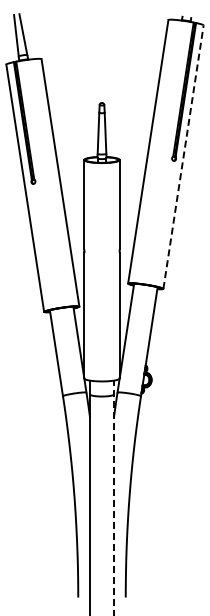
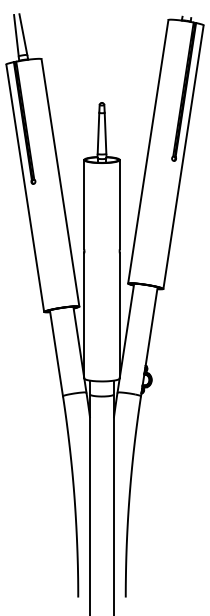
line: dashed -> solid (183, 156)
line: dashed -> solid (113, 497)
